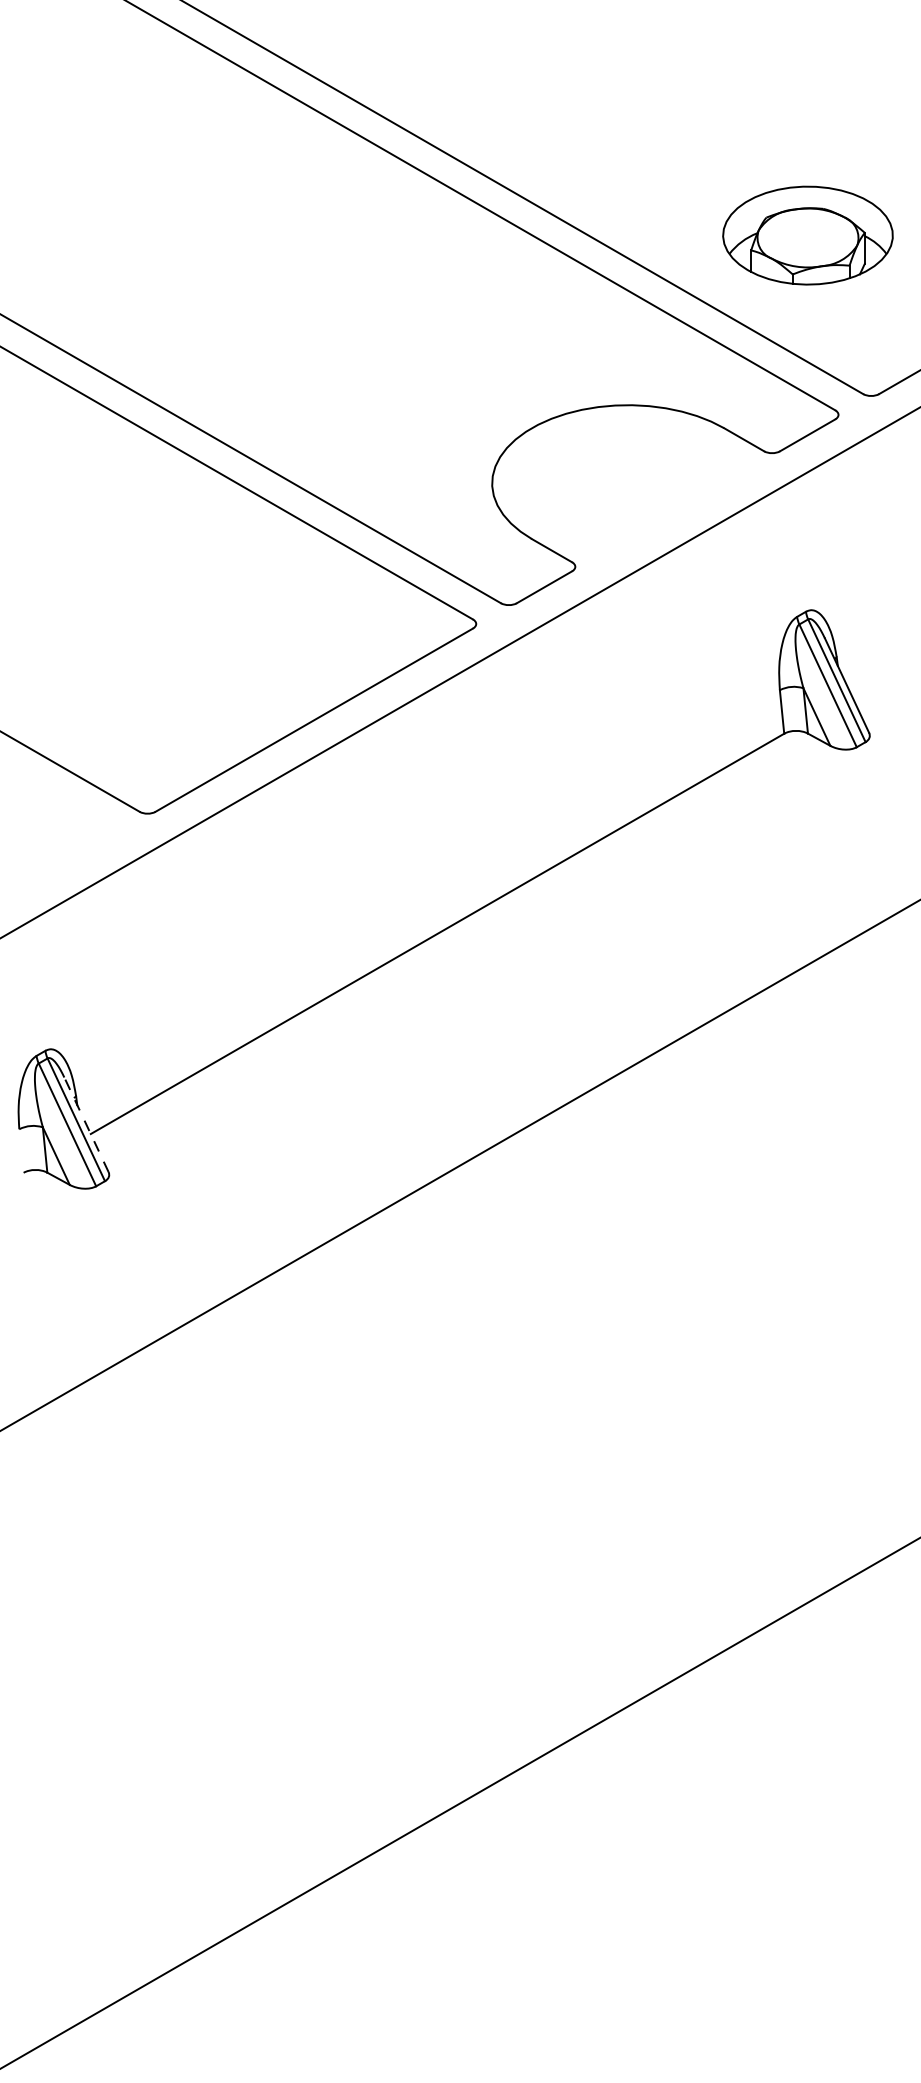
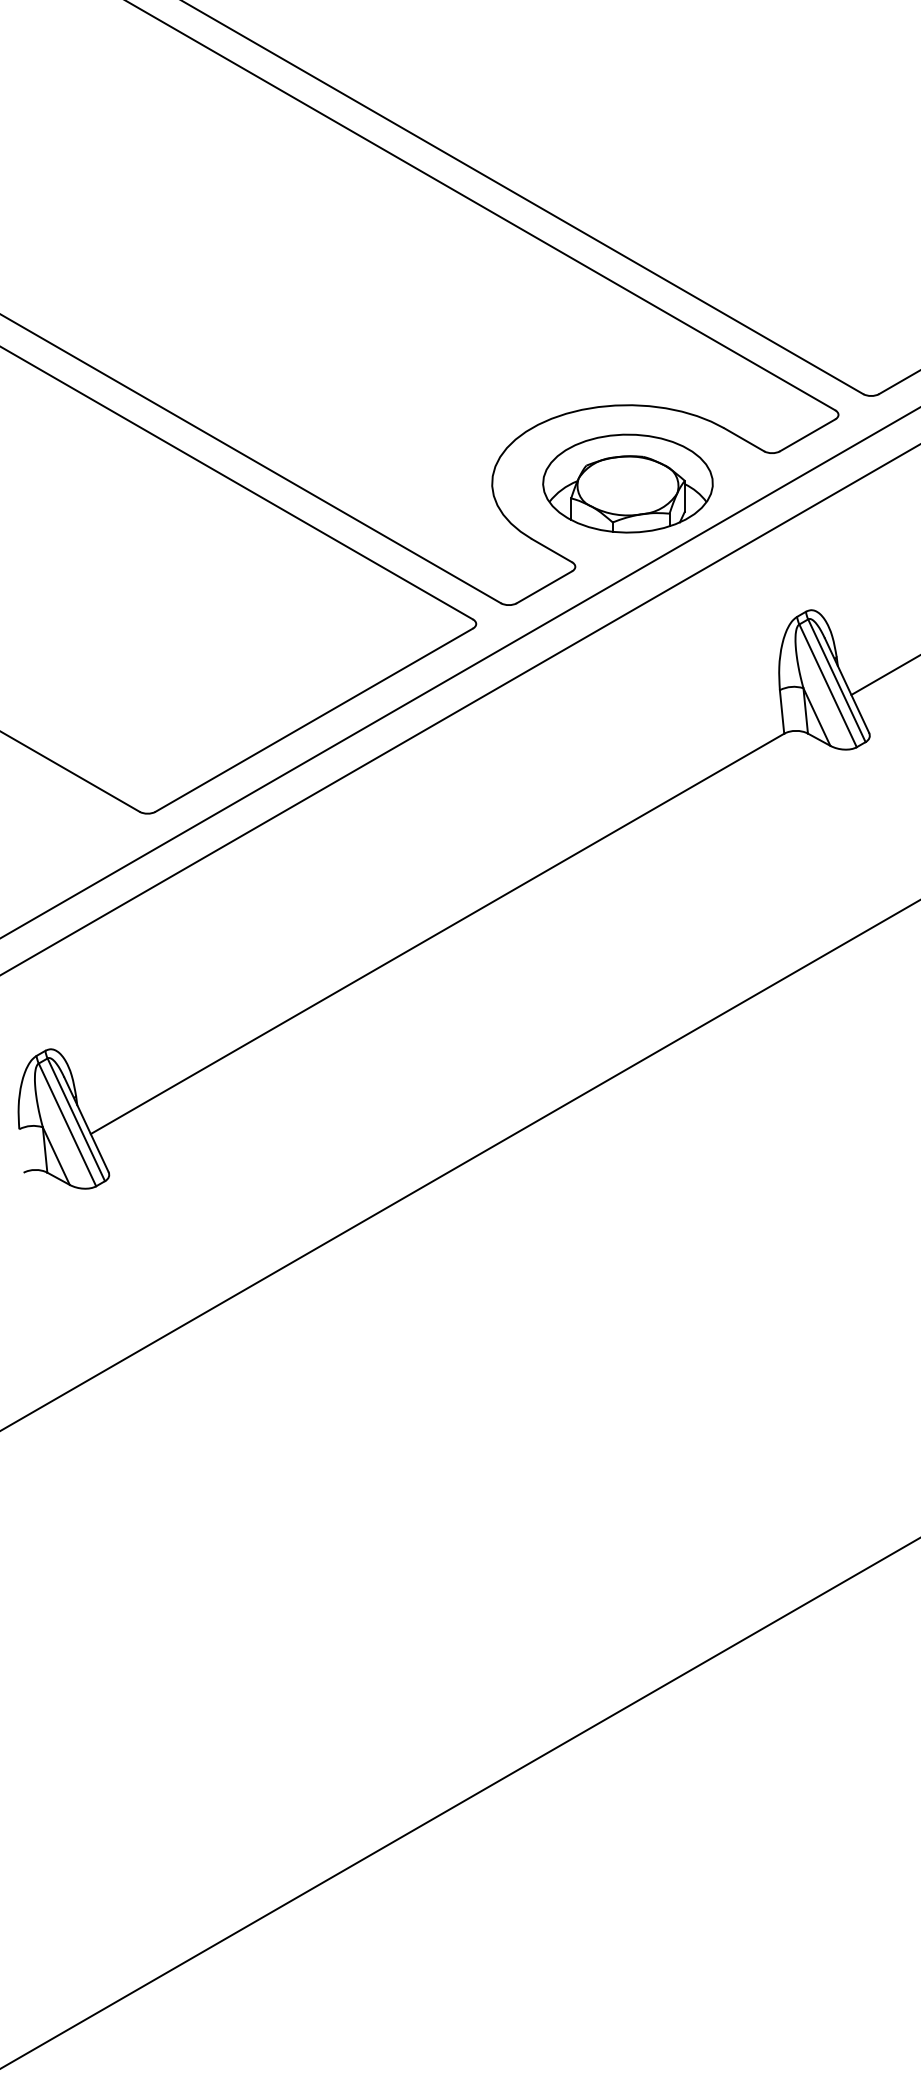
part position: (807, 235) -> (627, 483) (627, 483)
line: none -> present (884, 675)
line: none -> present (459, 710)
line: dashed -> solid (86, 1124)
